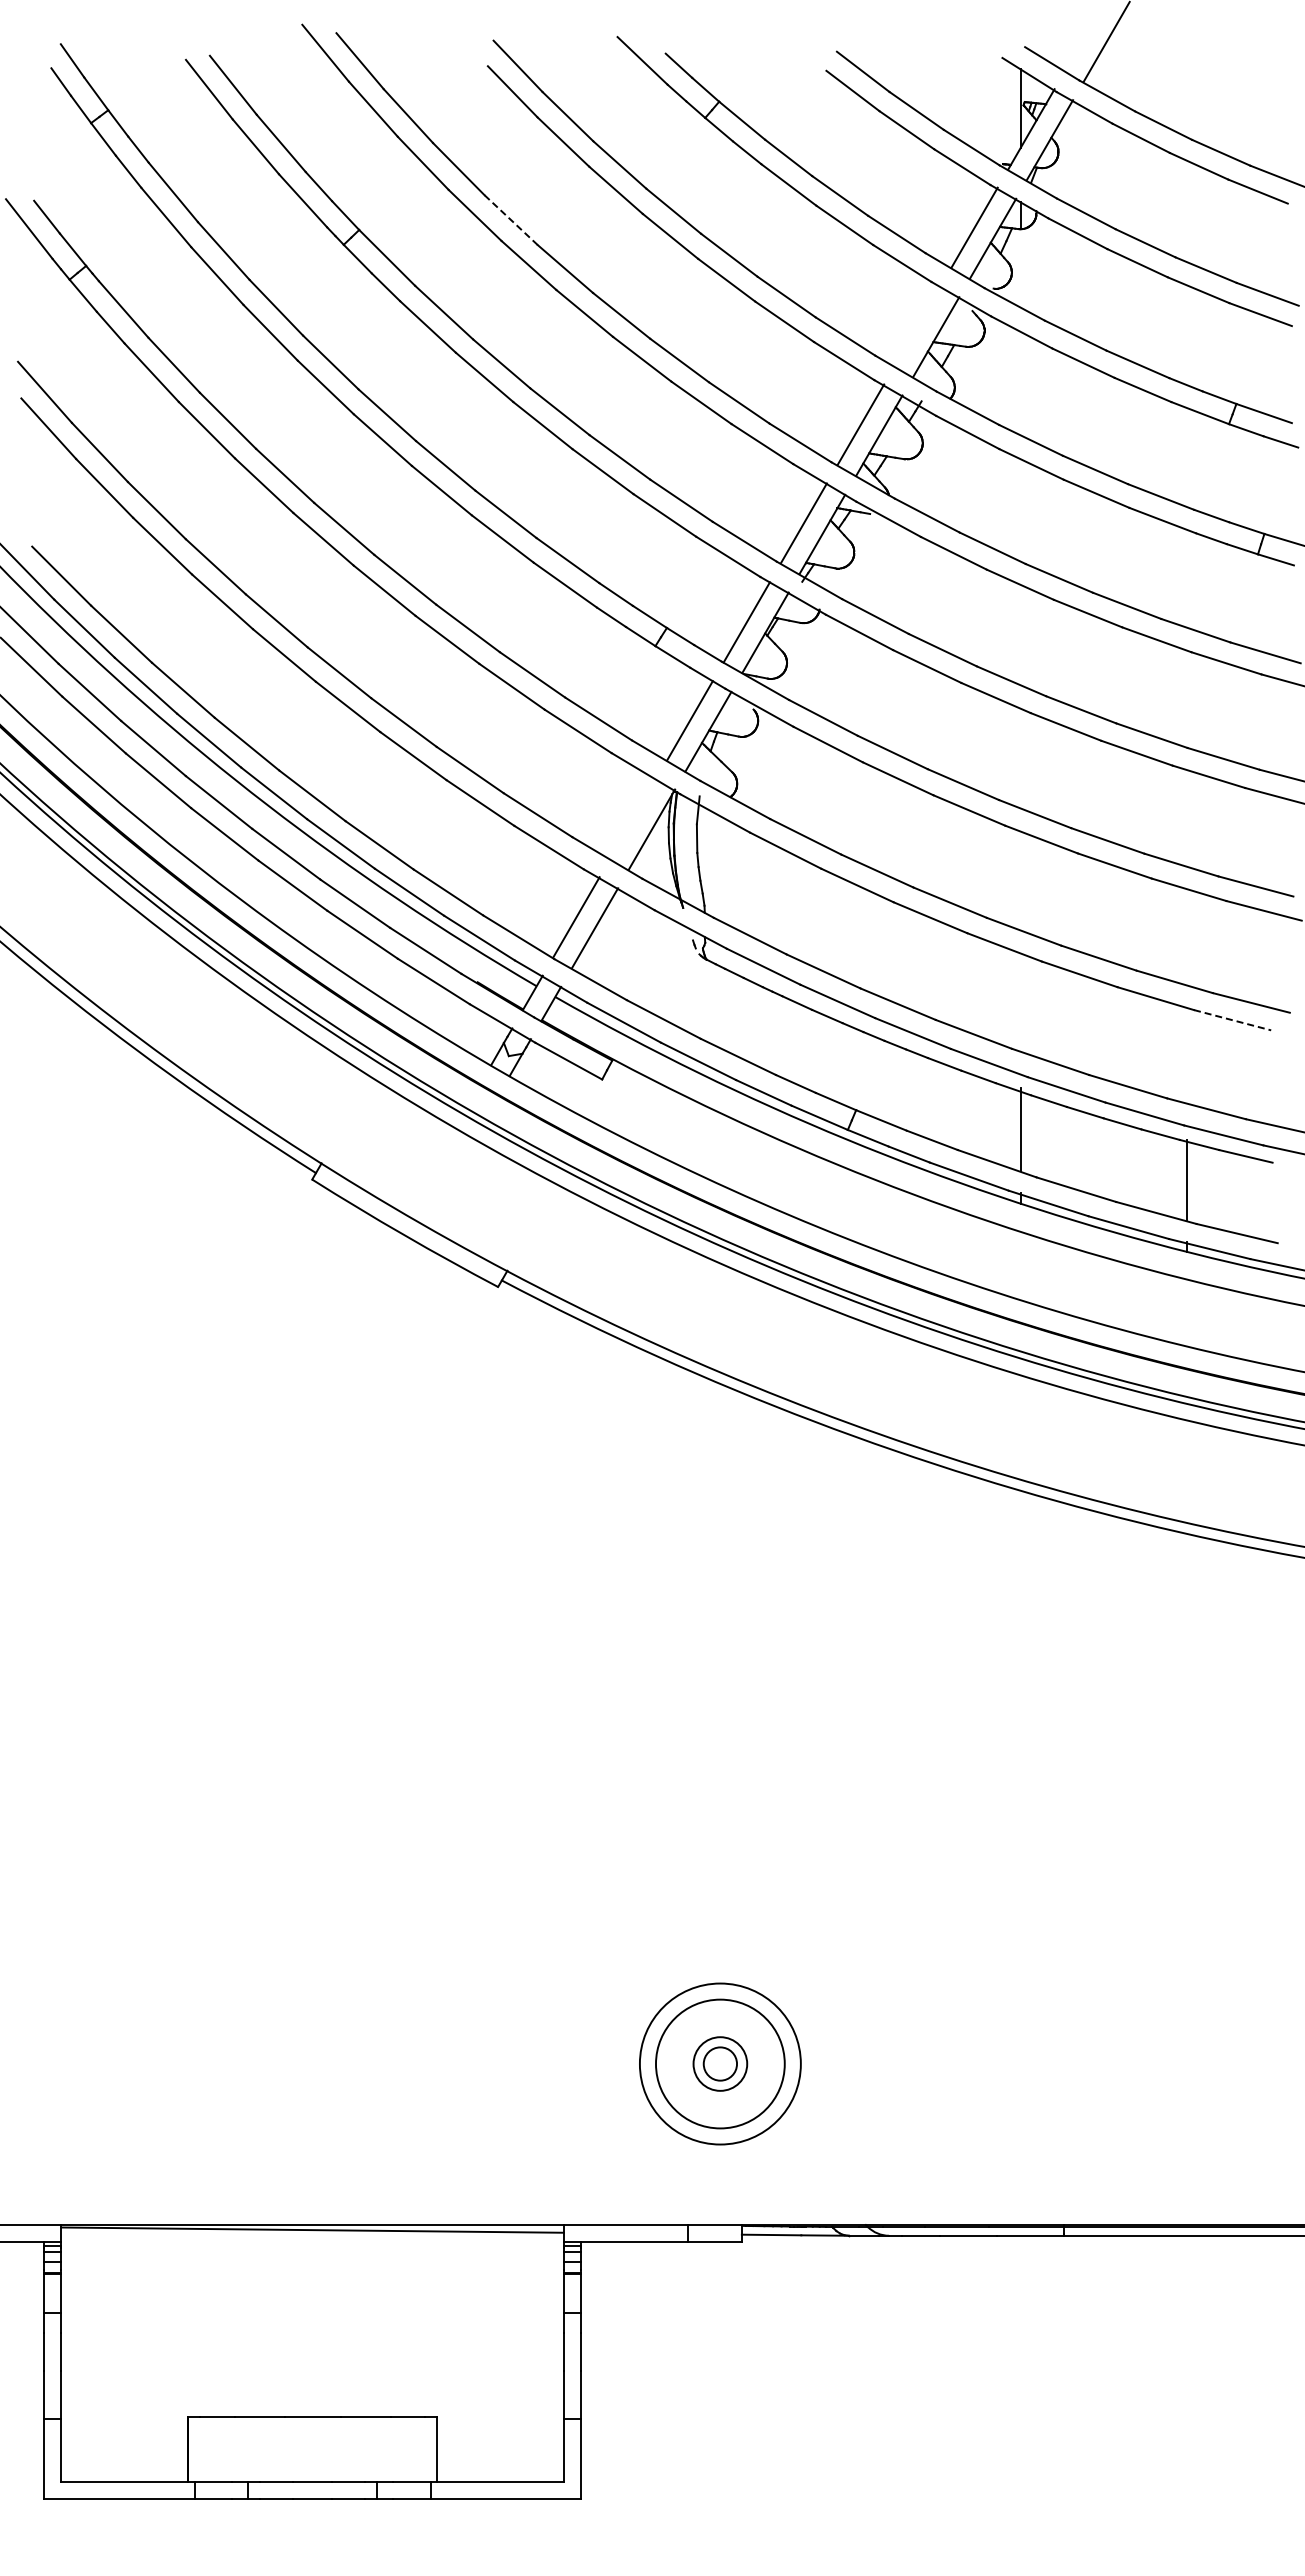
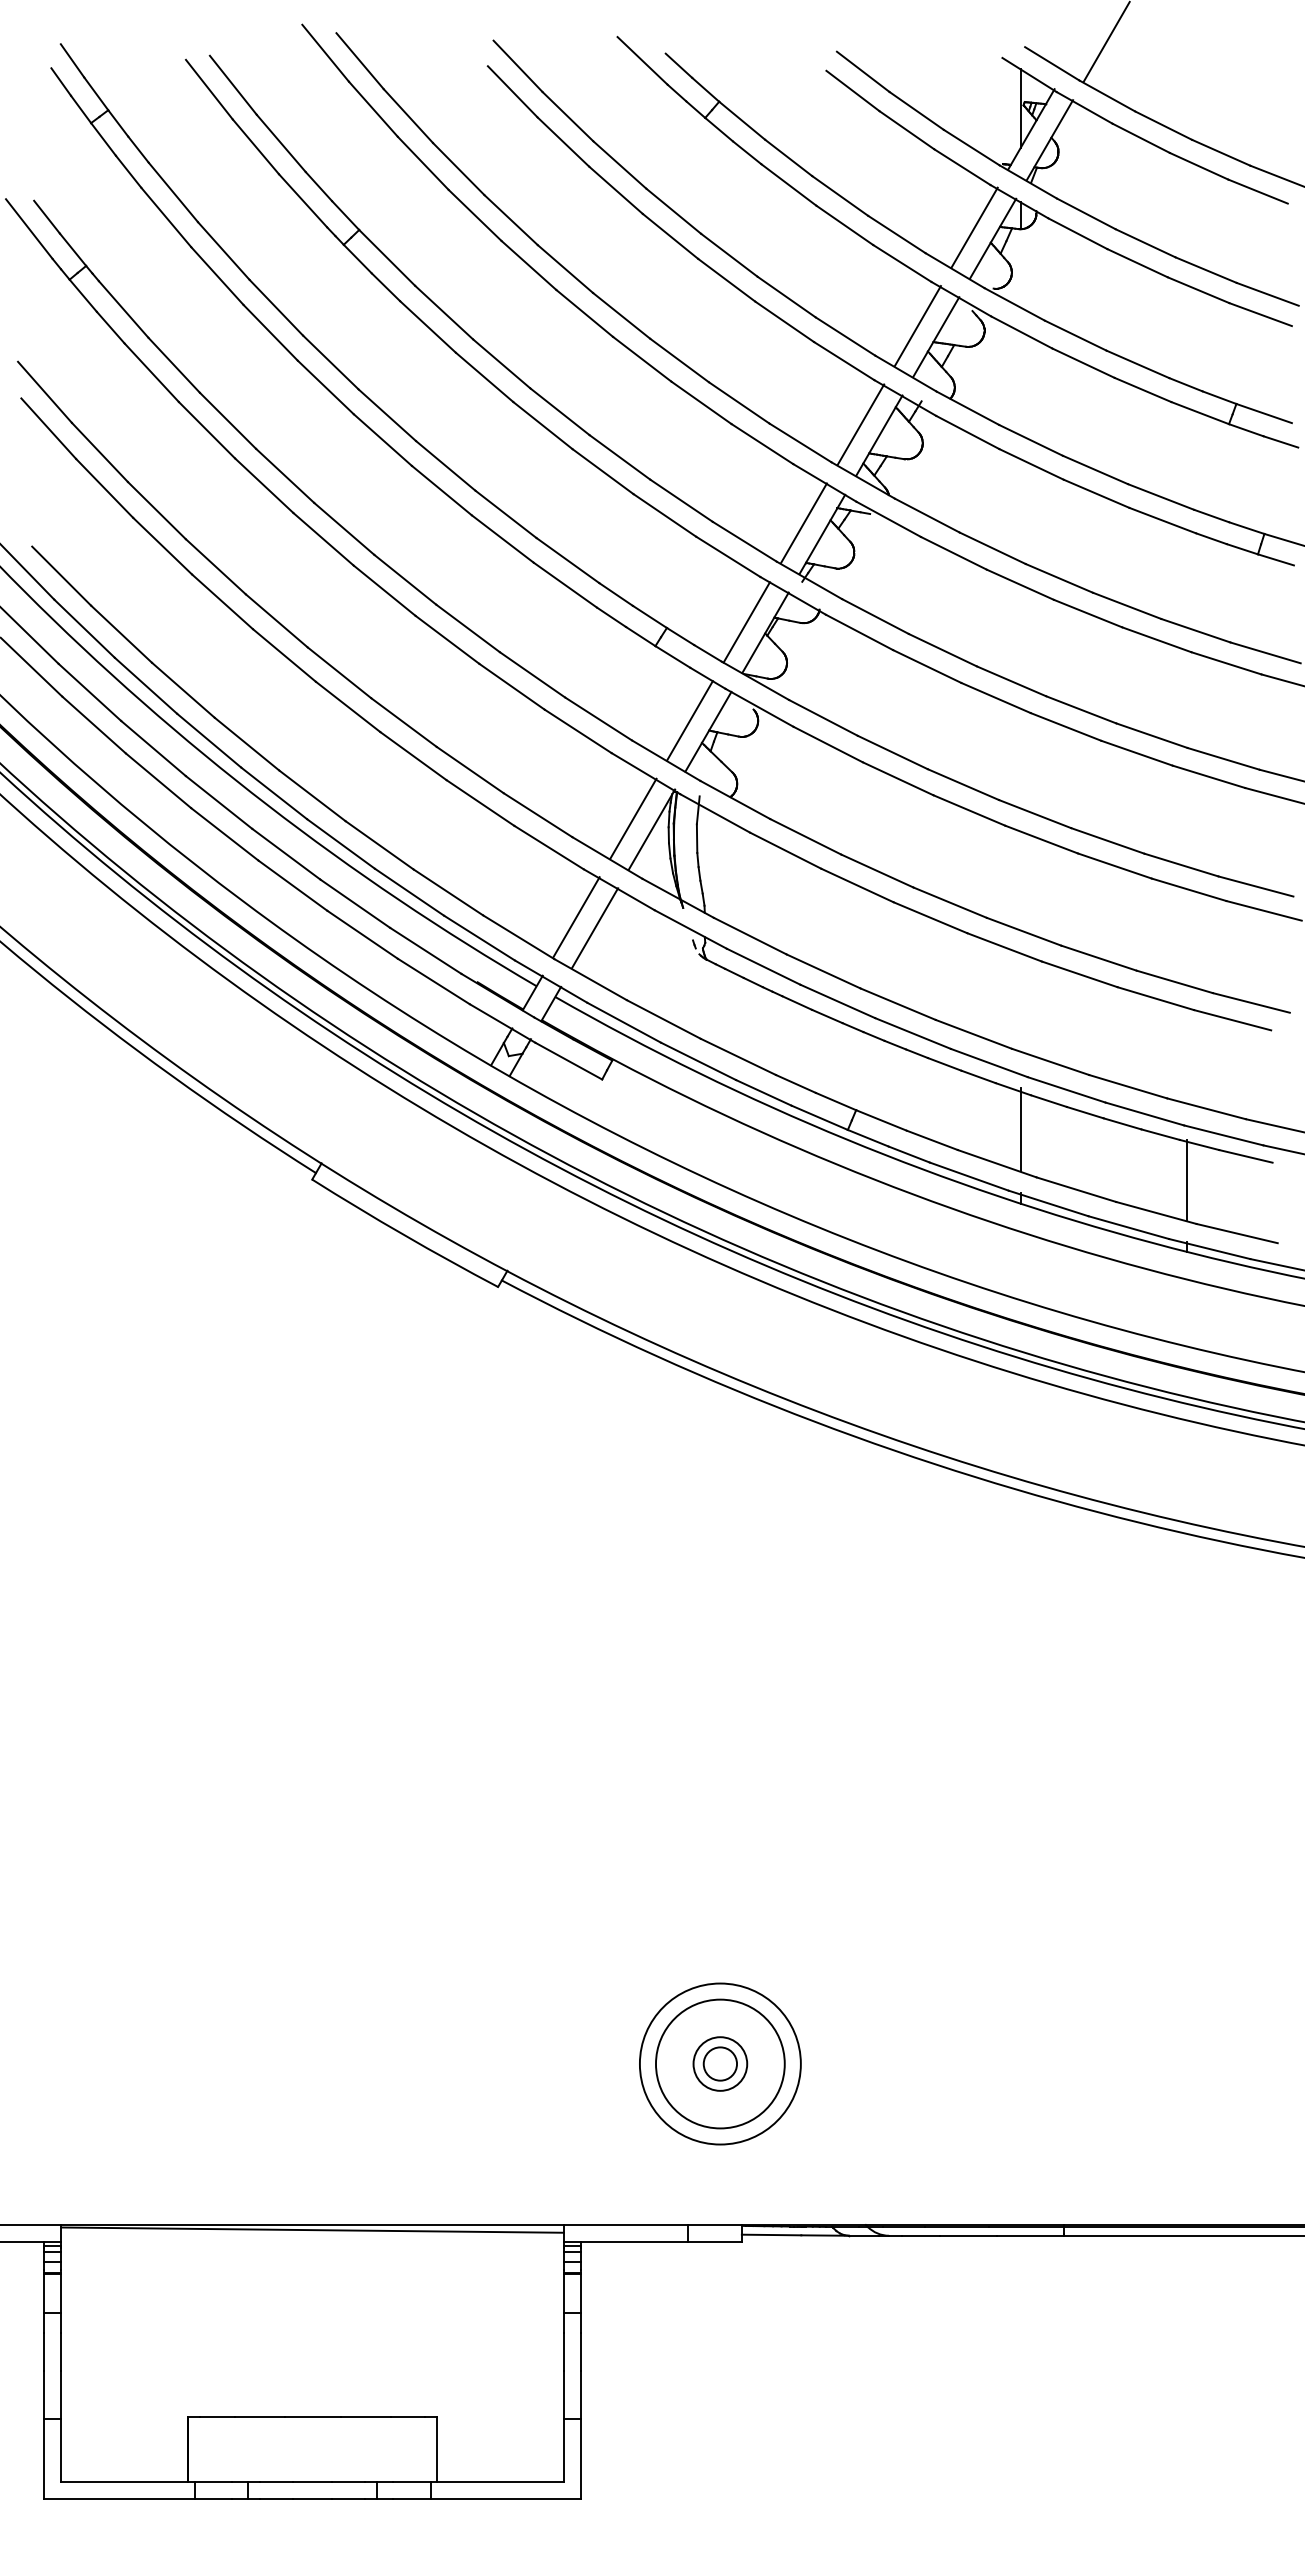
line: dashed -> solid (511, 220)
line: none -> present (917, 326)
line: none -> present (633, 818)
line: dashed -> solid (1232, 1020)
